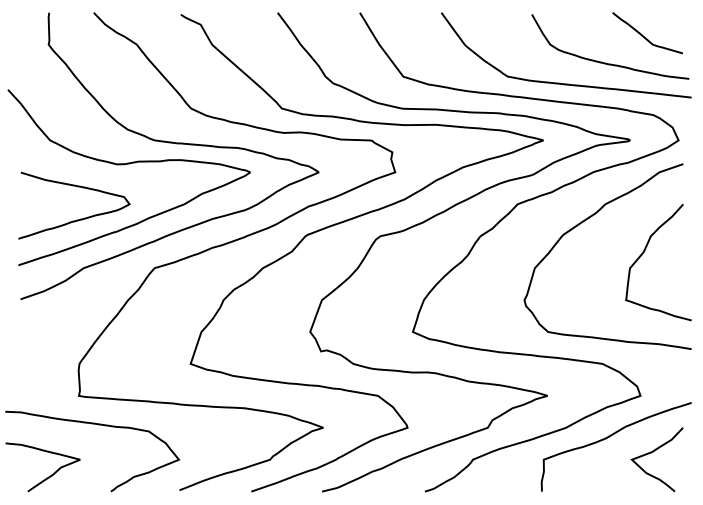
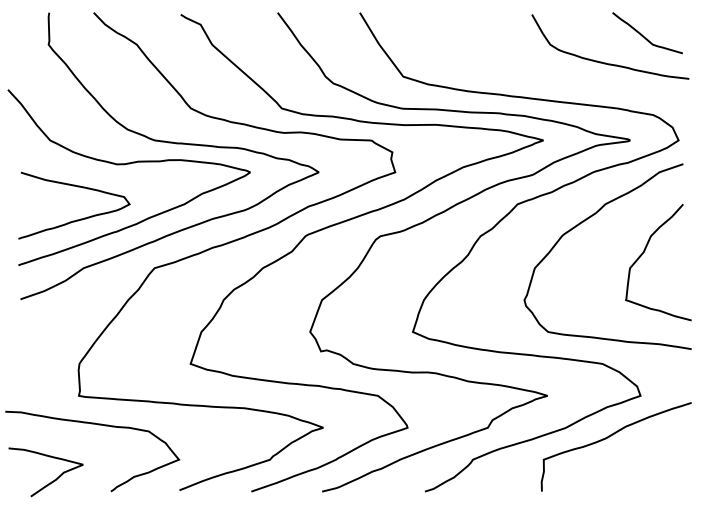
curve: present -> none (559, 82)
curve: present -> none (653, 452)
curve position: (46, 477) -> (49, 482) (49, 482)
